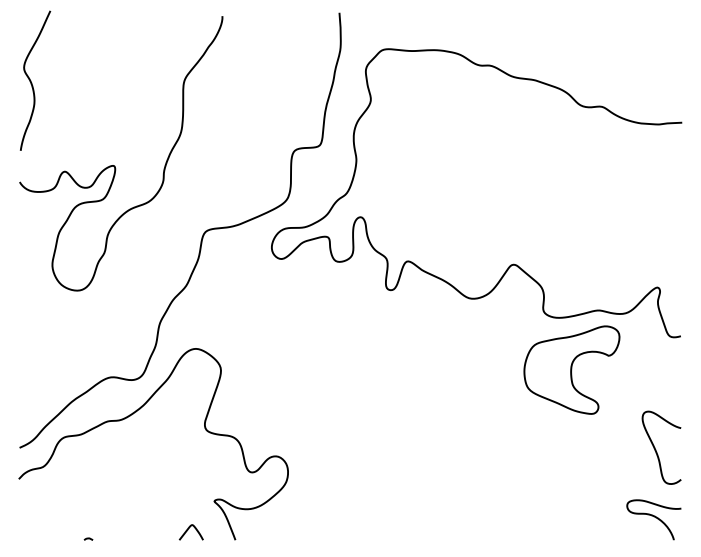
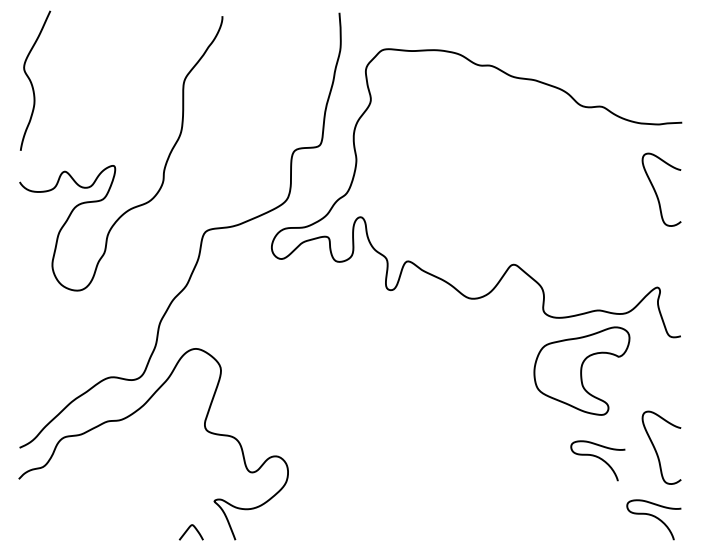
curve: none -> present (656, 191)
part position: (571, 369) -> (581, 370) (581, 370)
curve: none -> present (598, 458)
curve: present -> none (88, 538)
